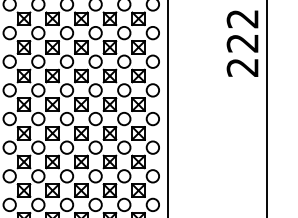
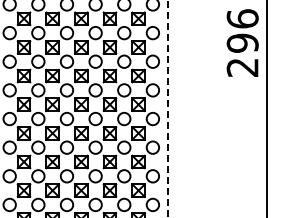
text: 222 -> 296 (242, 30)
line: solid -> dashed (168, 108)
